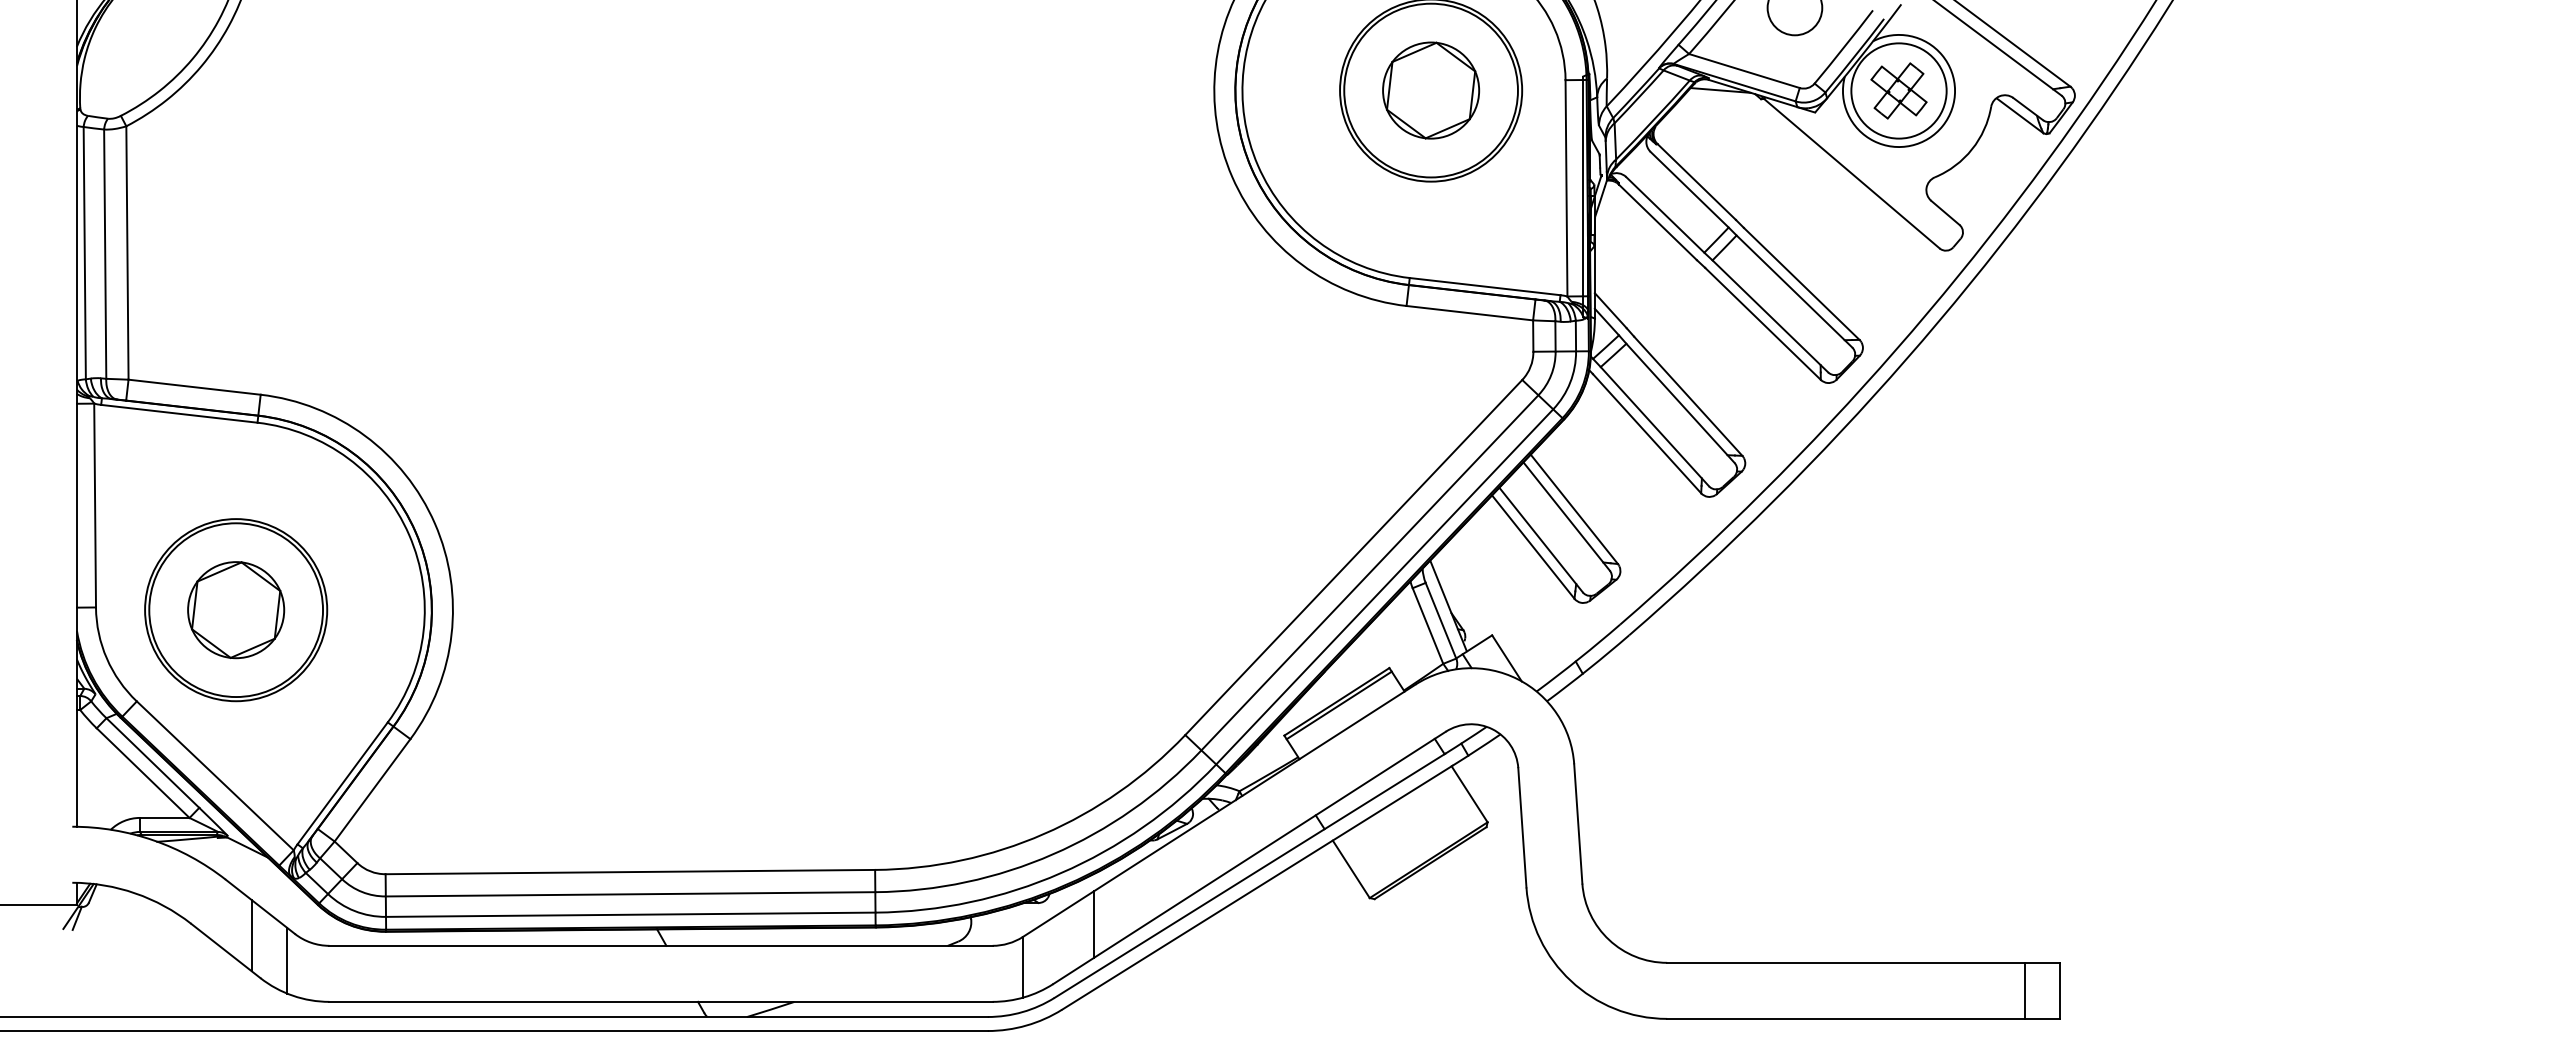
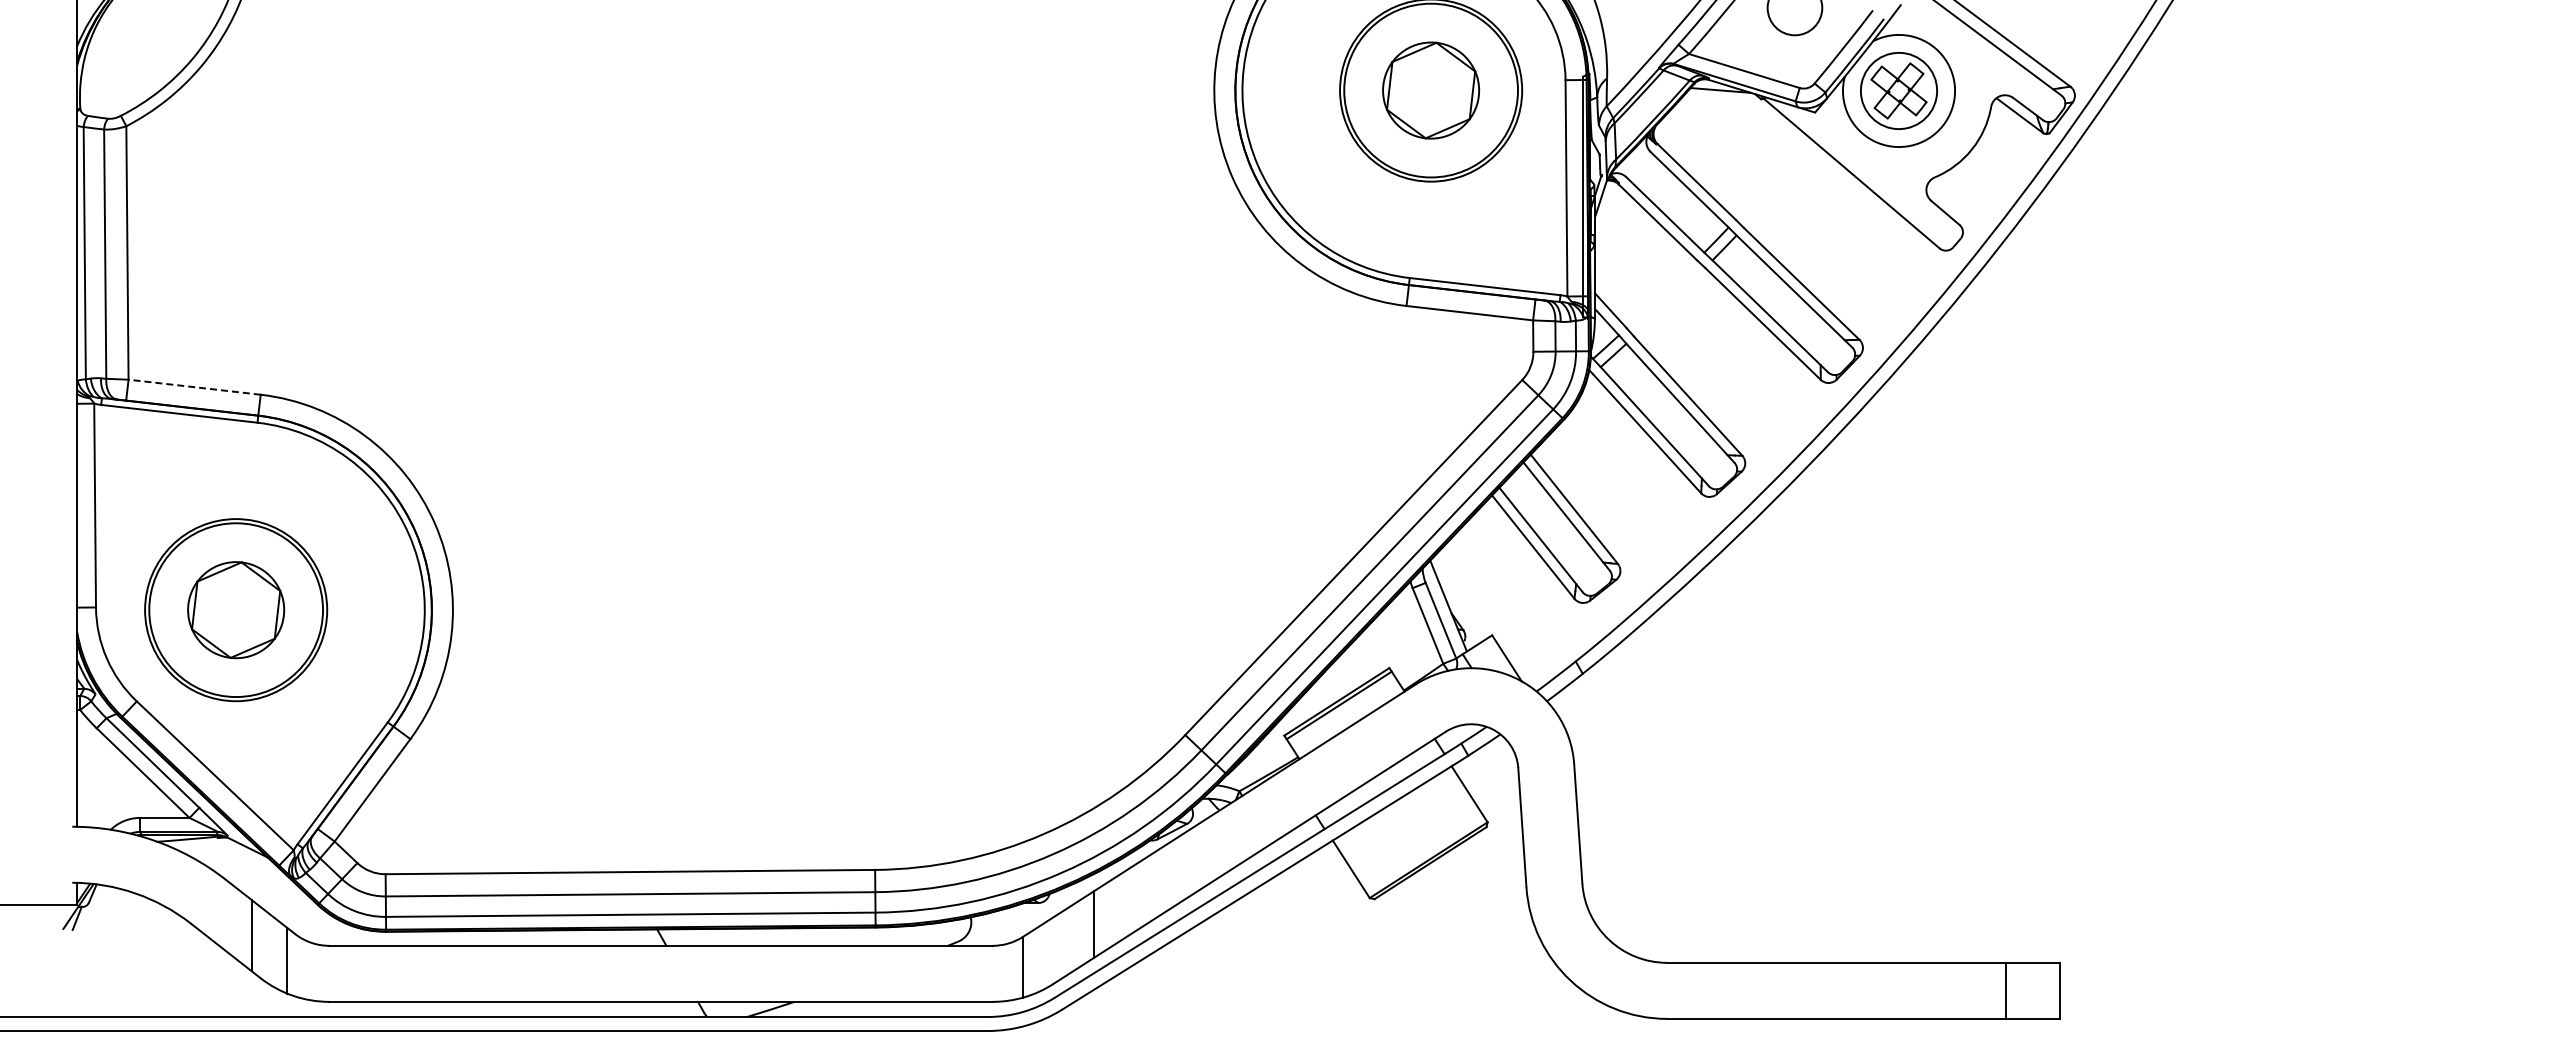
circle diameter: 95 px -> 76 px (1898, 90)
line: solid -> dashed (194, 387)
line position: (2024, 990) -> (2005, 990) (2005, 990)
